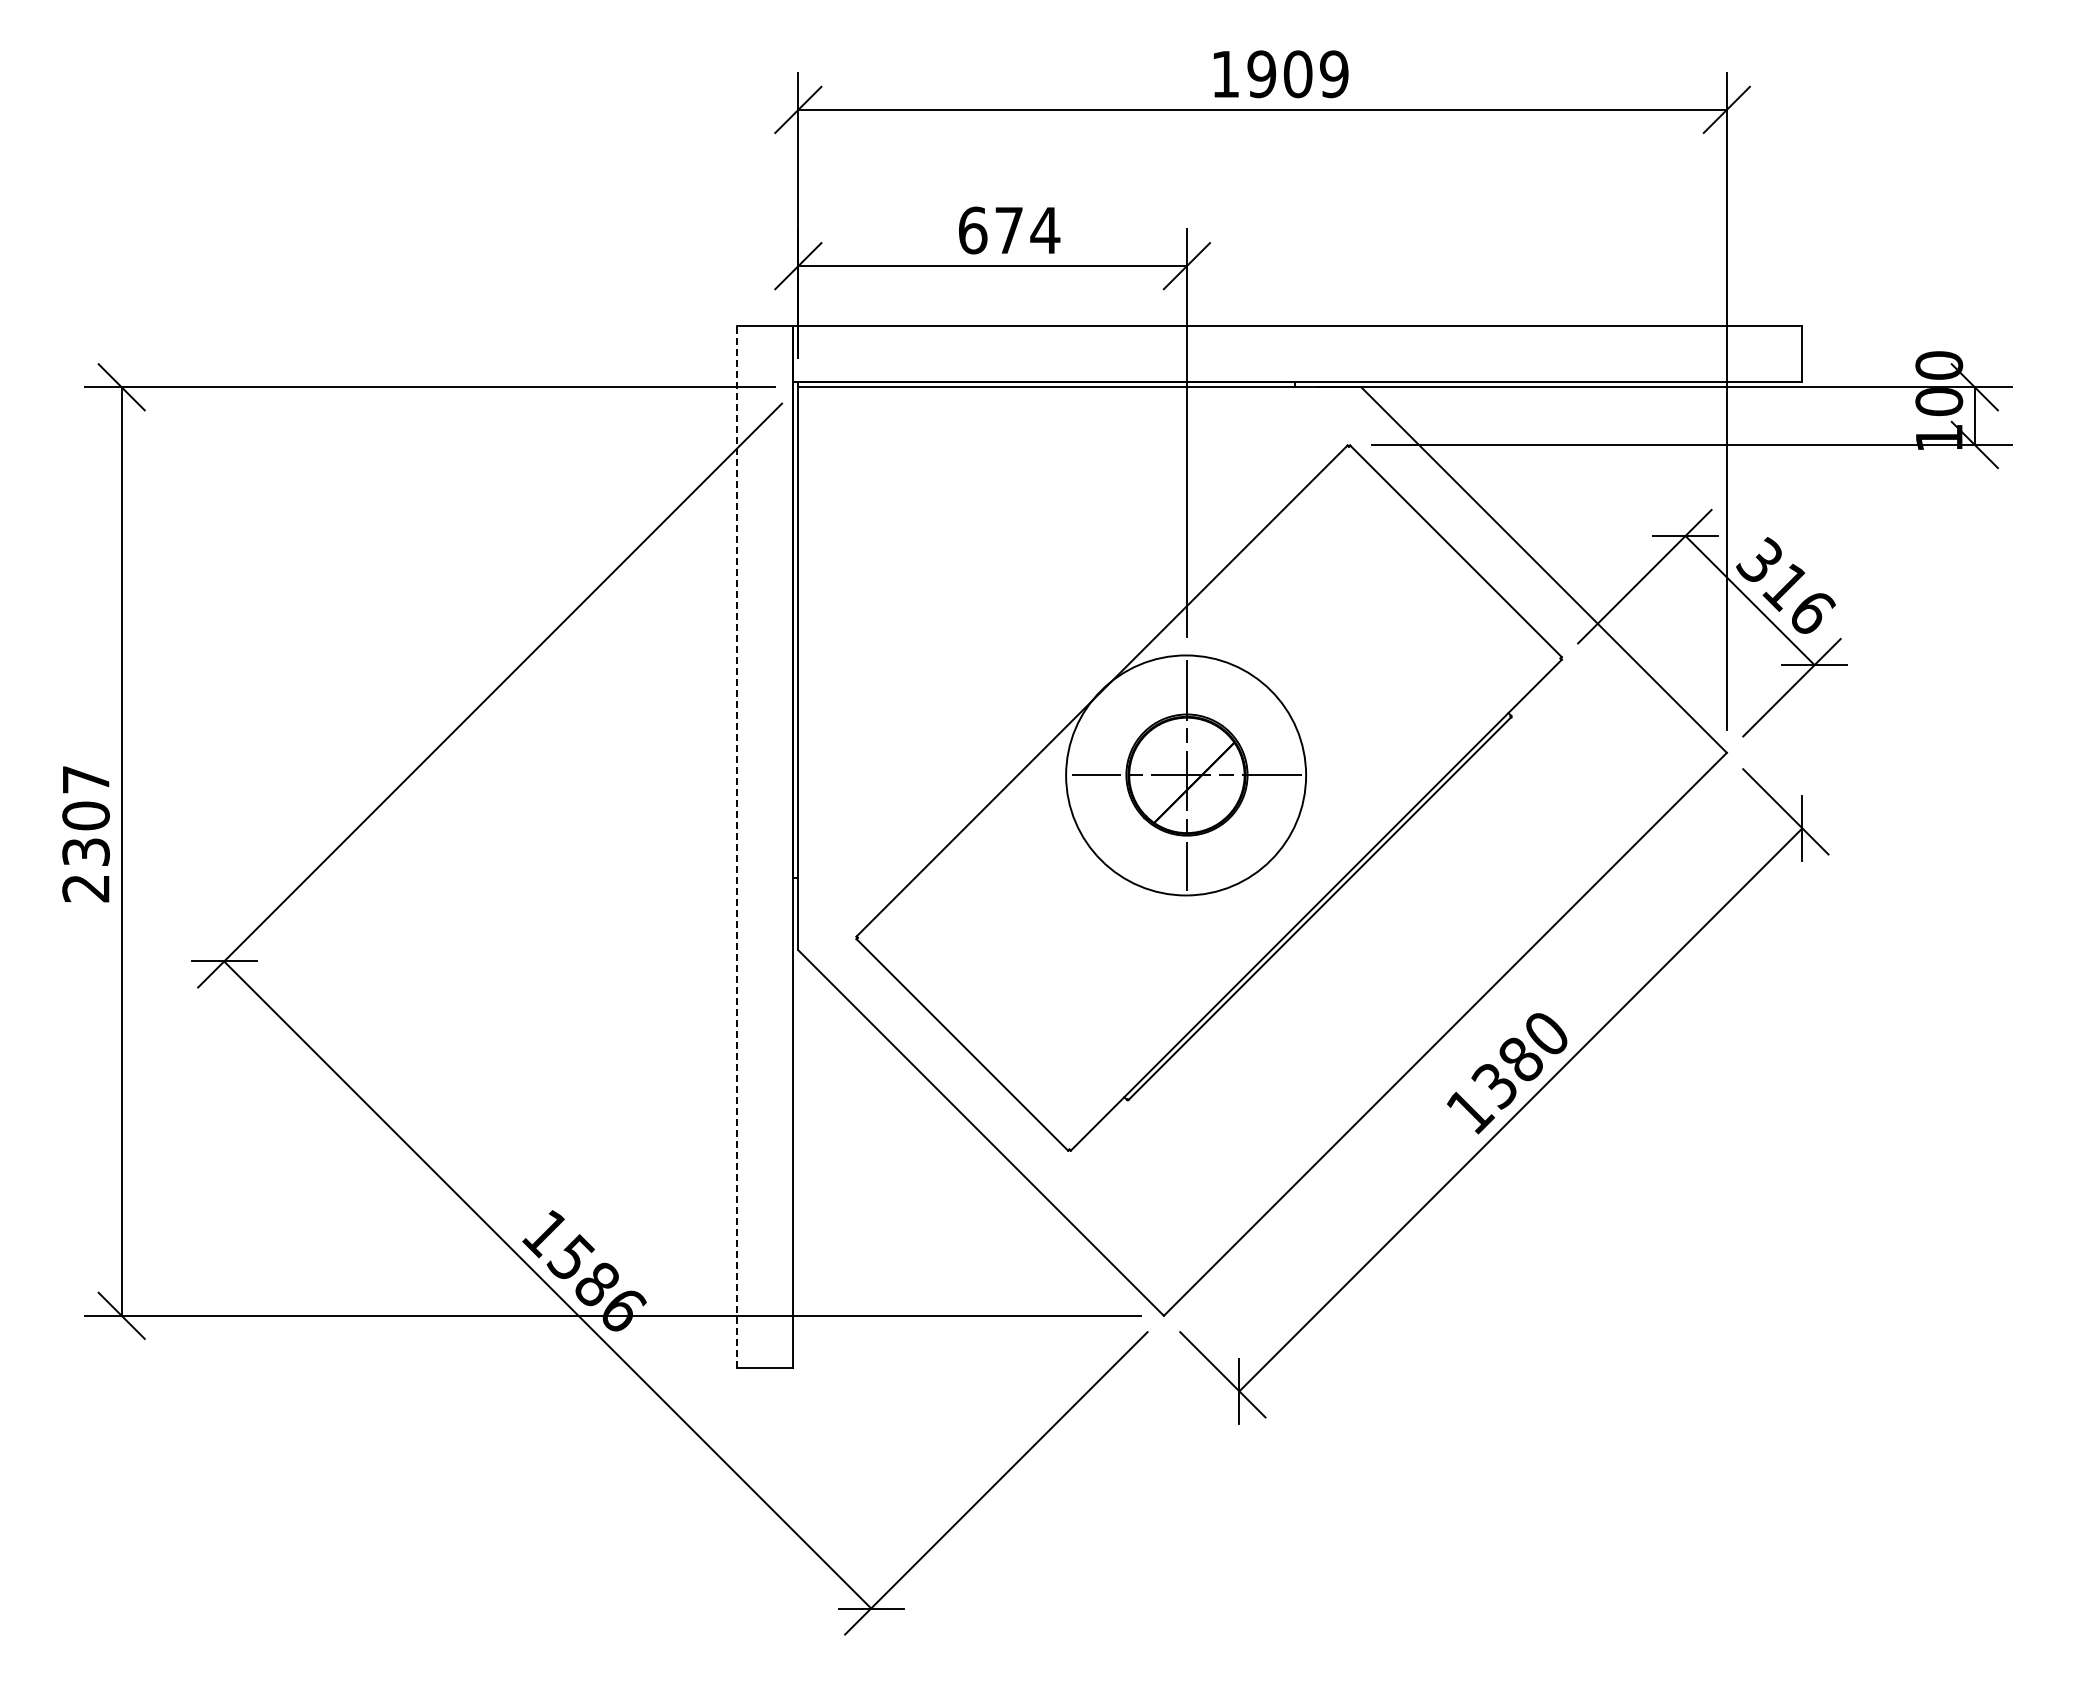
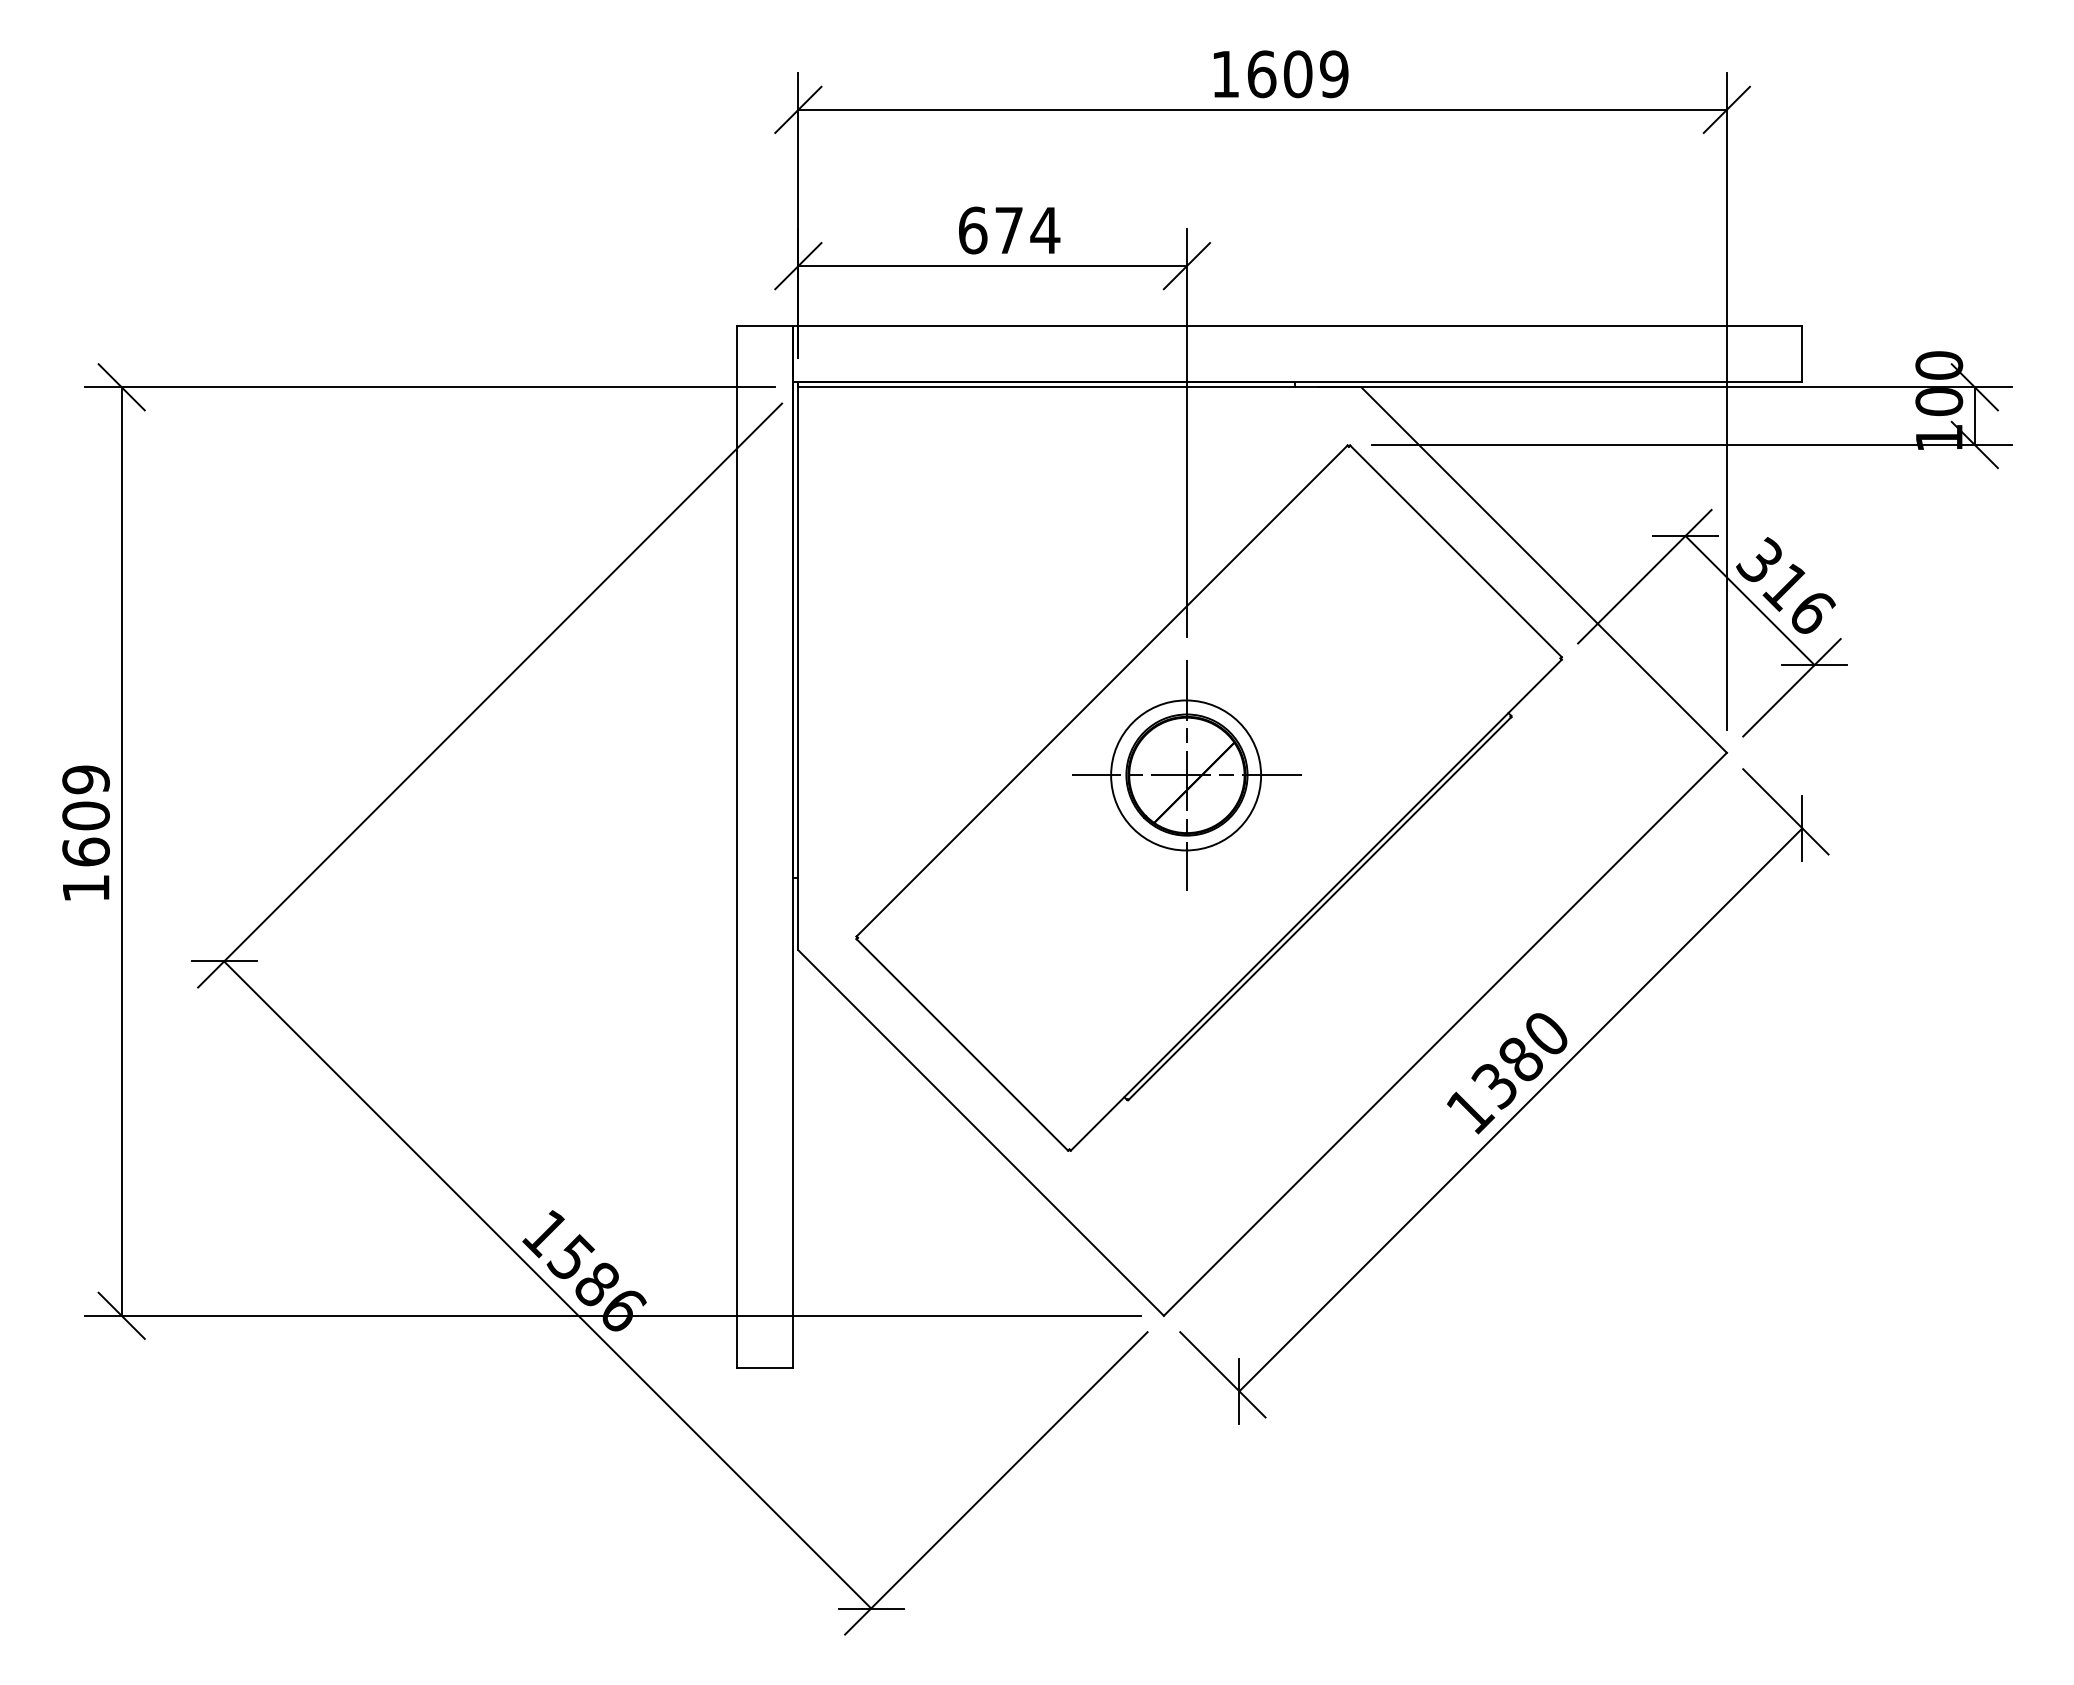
text: 1909 -> 1609 (1261, 74)
circle diameter: 240 px -> 150 px (1186, 775)
text: 2307 -> 1609 (85, 833)
line: dashed -> solid (736, 846)
